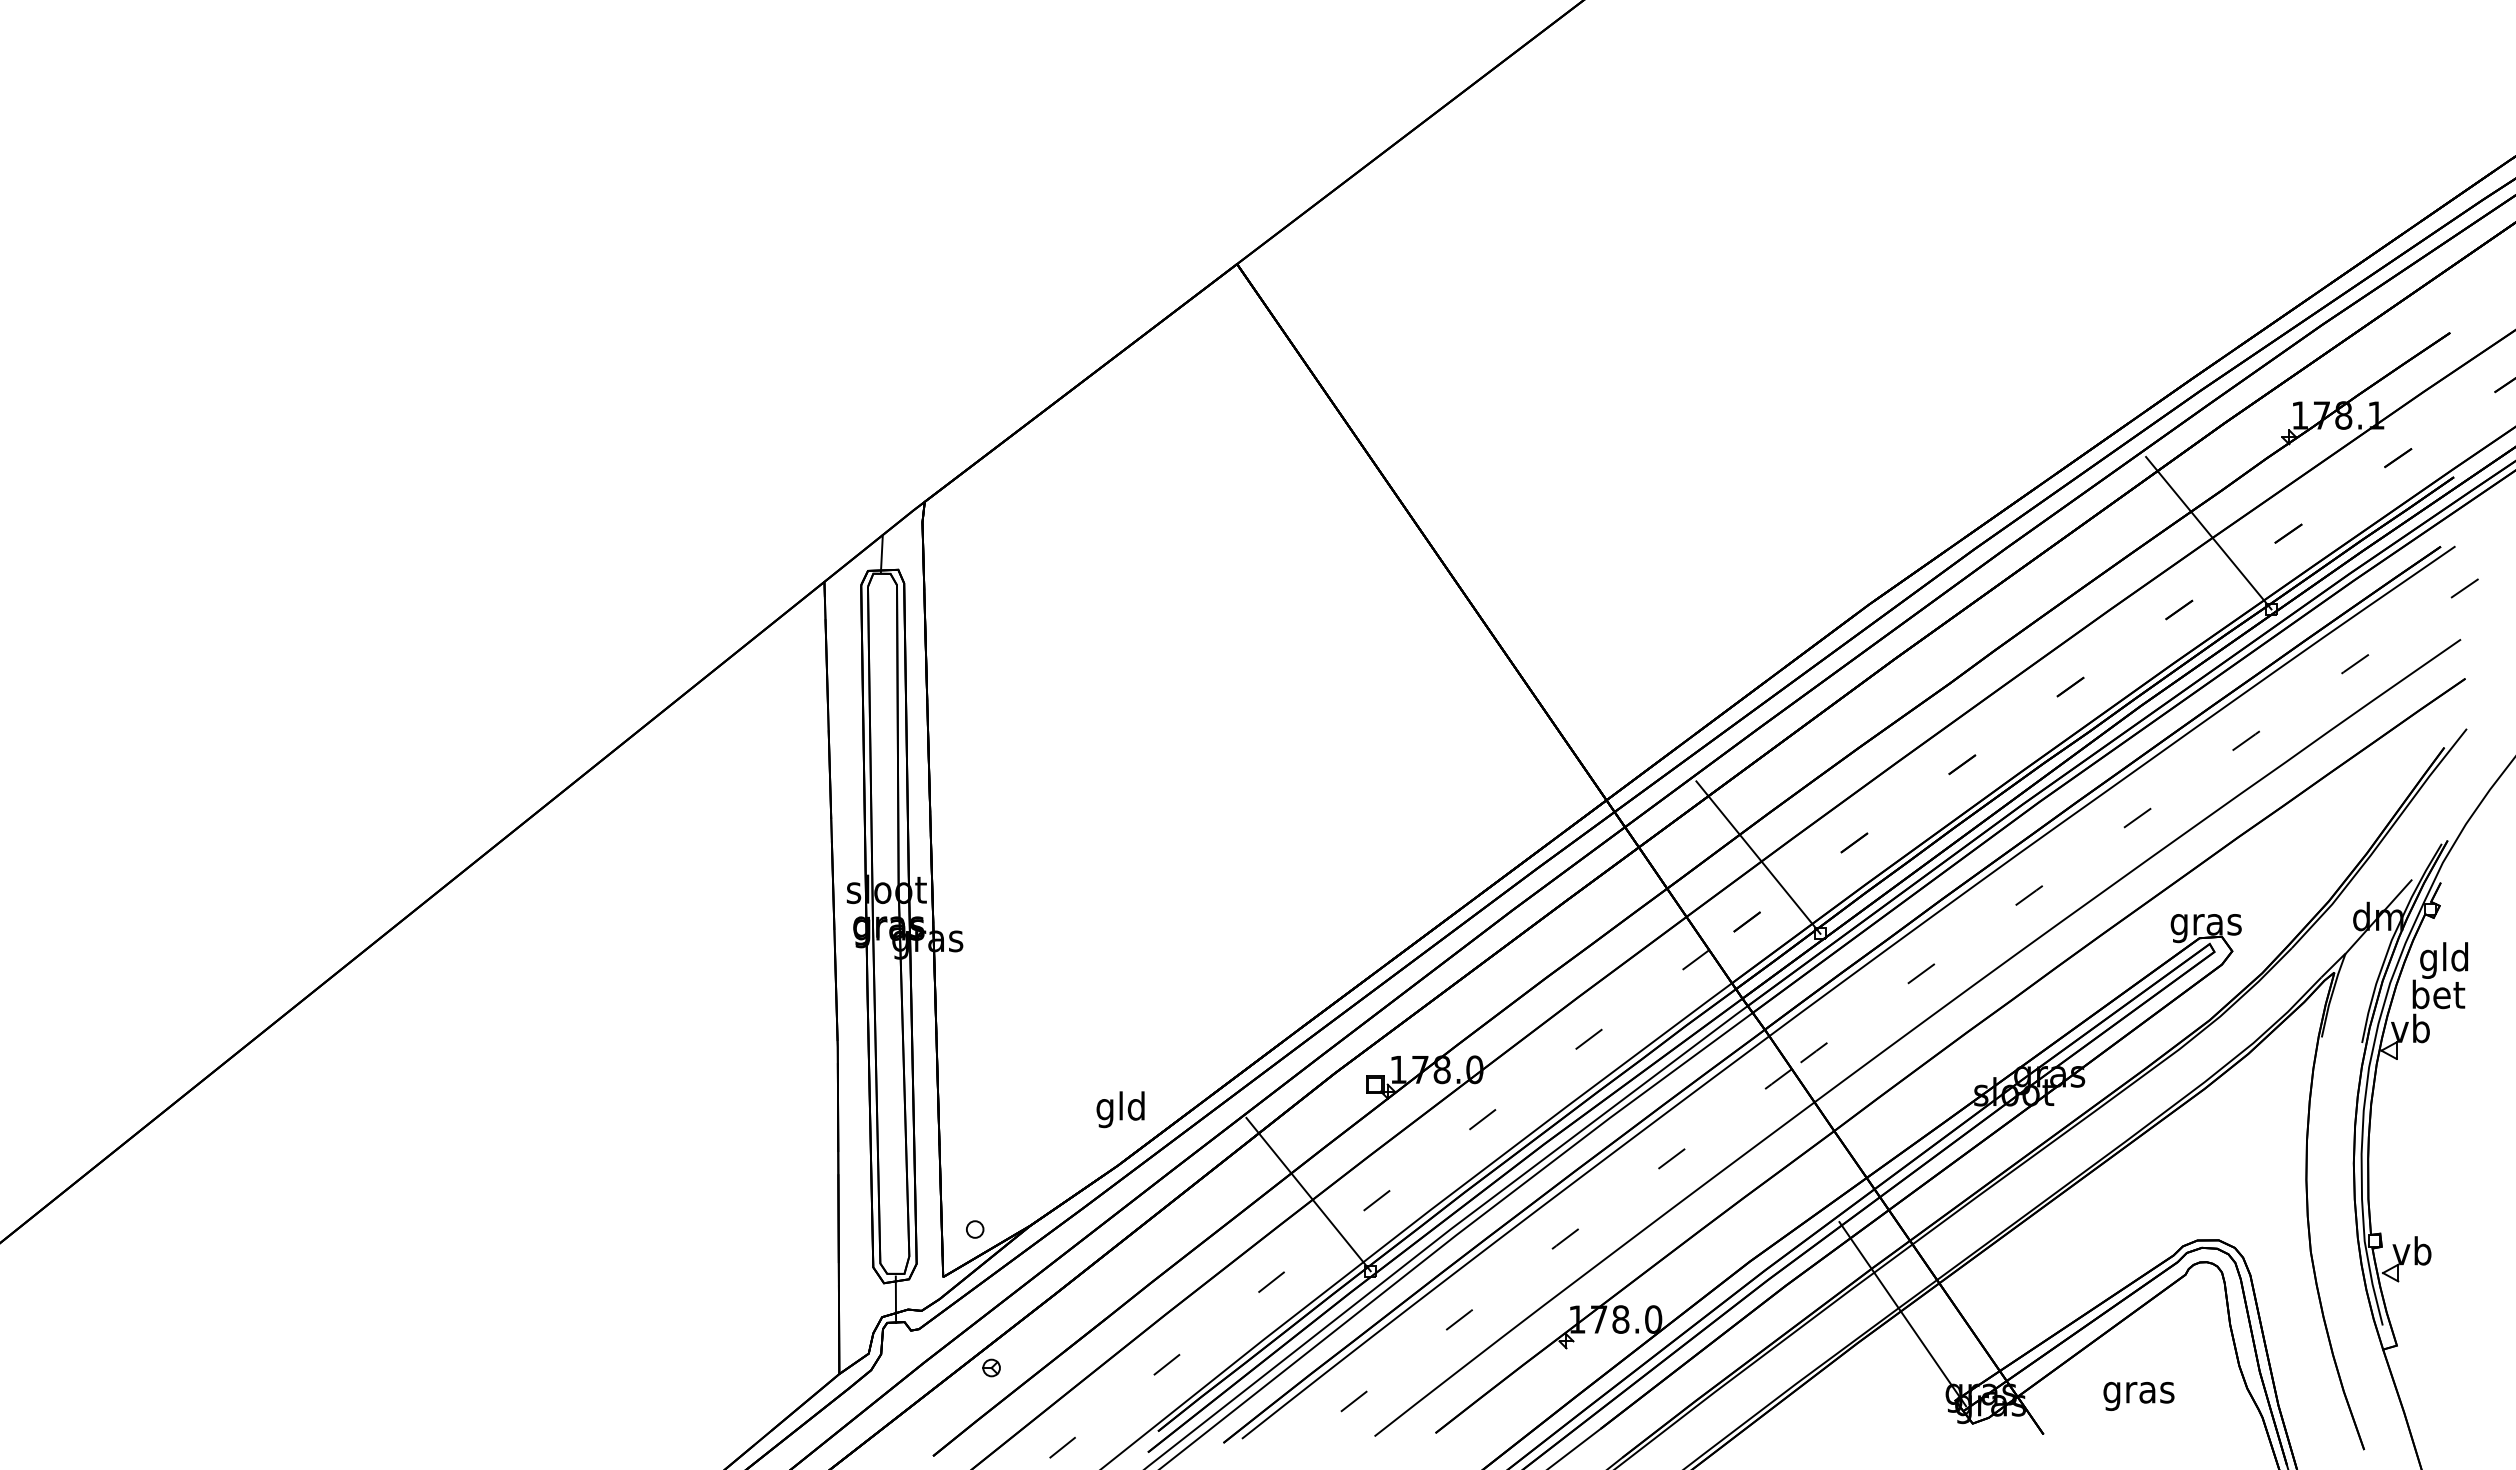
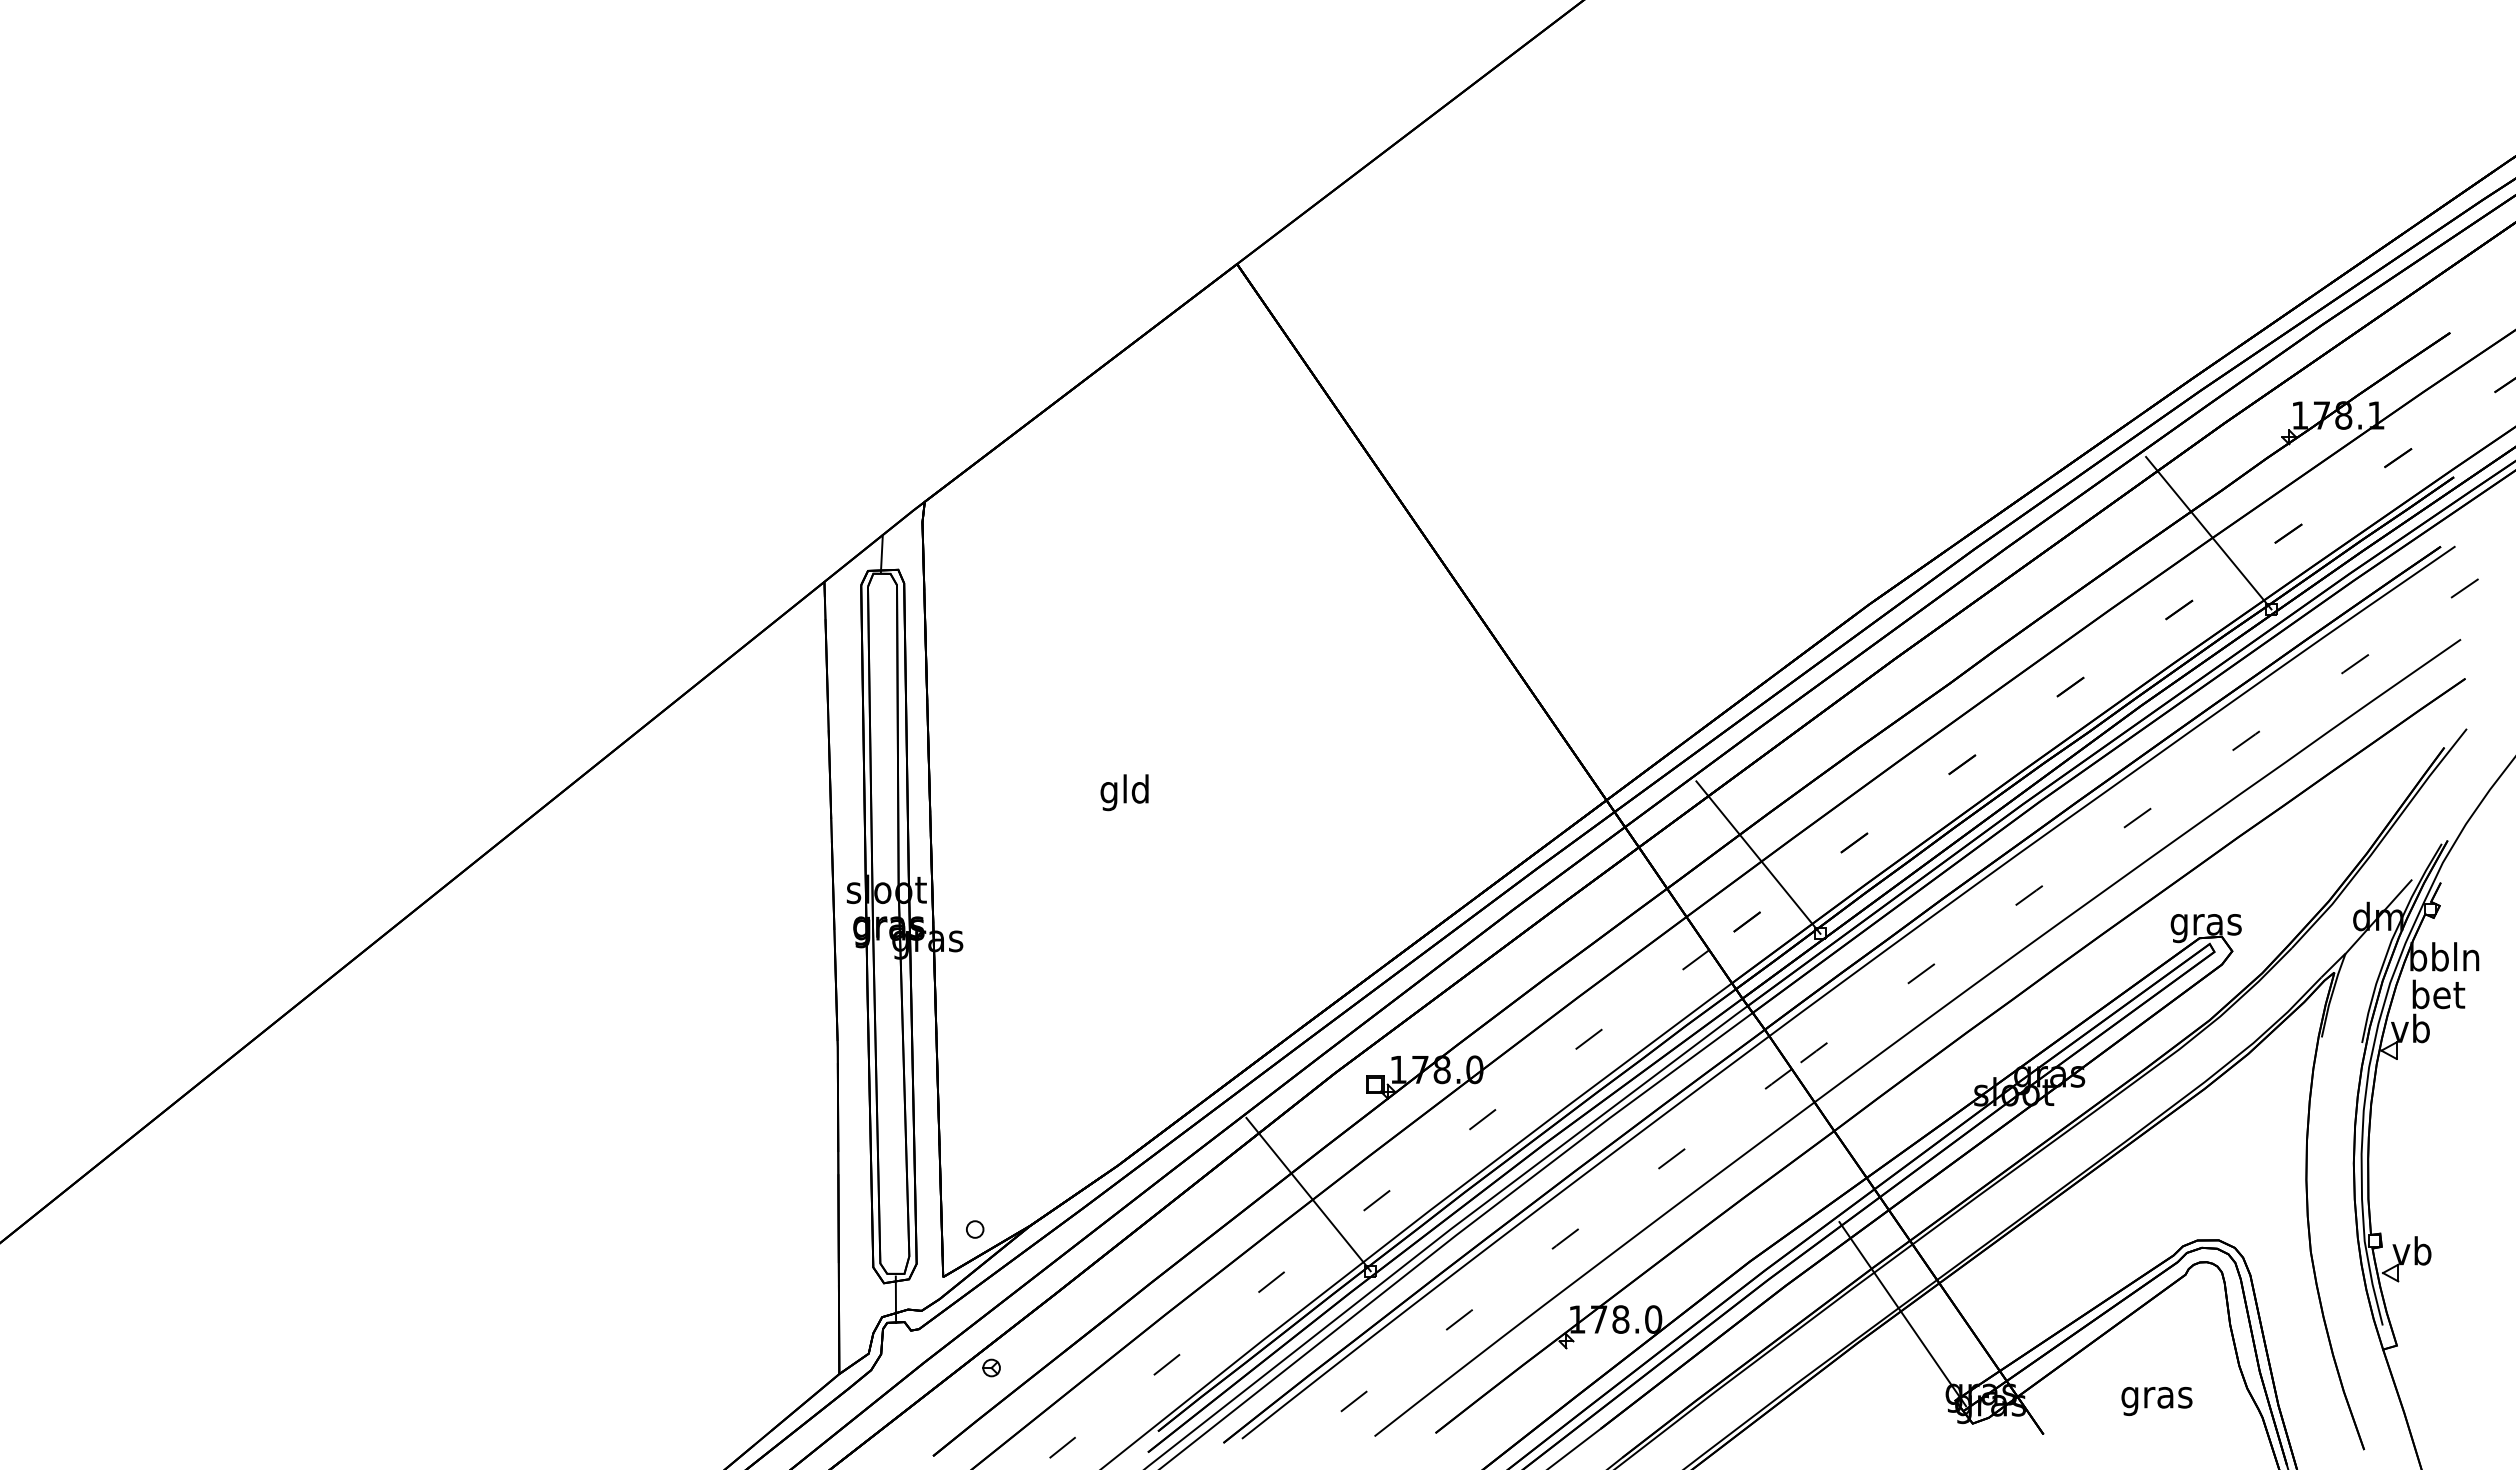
text: gld -> bbln (2444, 960)
text position: (1120, 1109) -> (1124, 792) (1124, 792)
text position: (2138, 1396) -> (2156, 1401) (2156, 1401)
